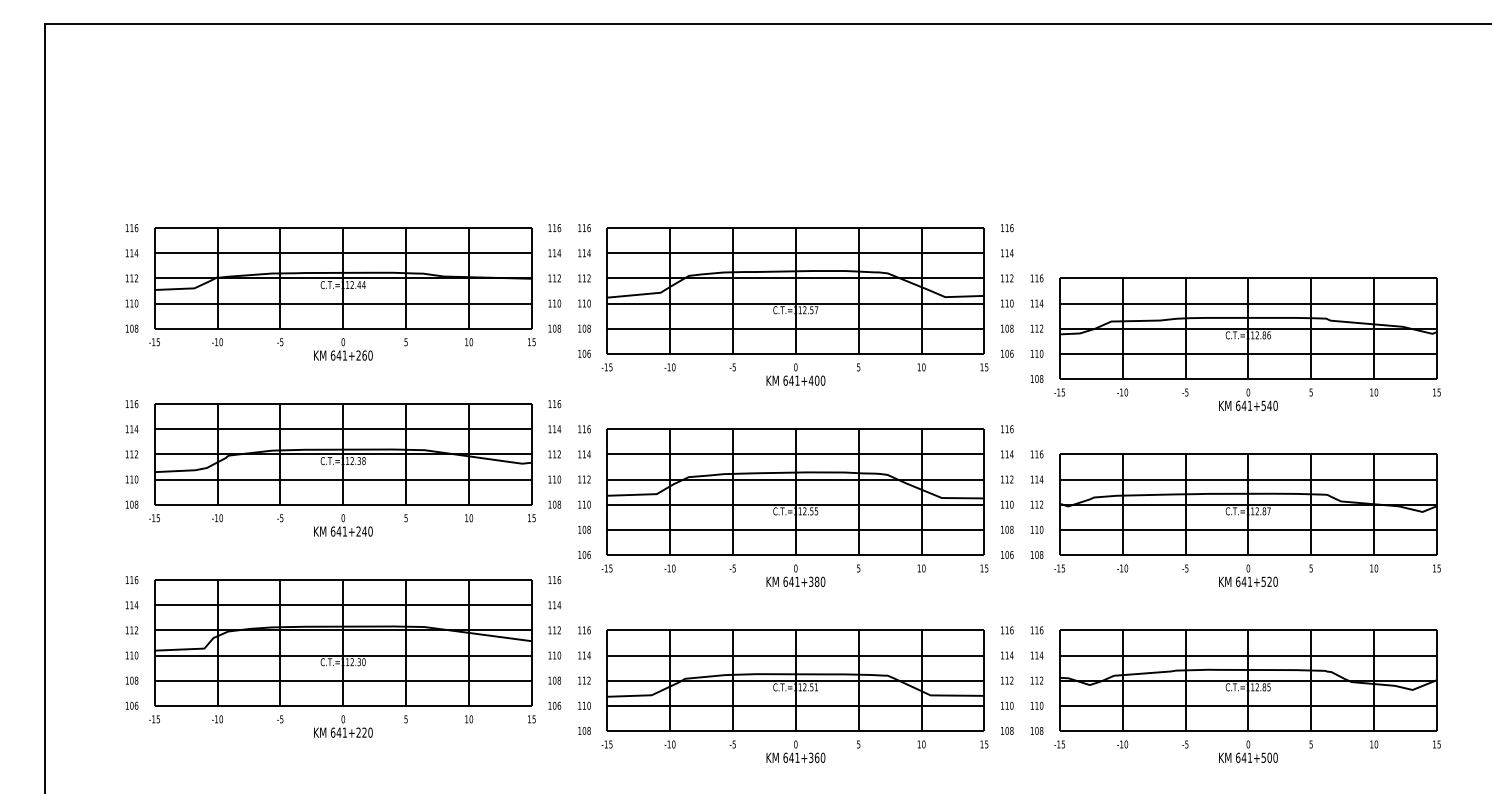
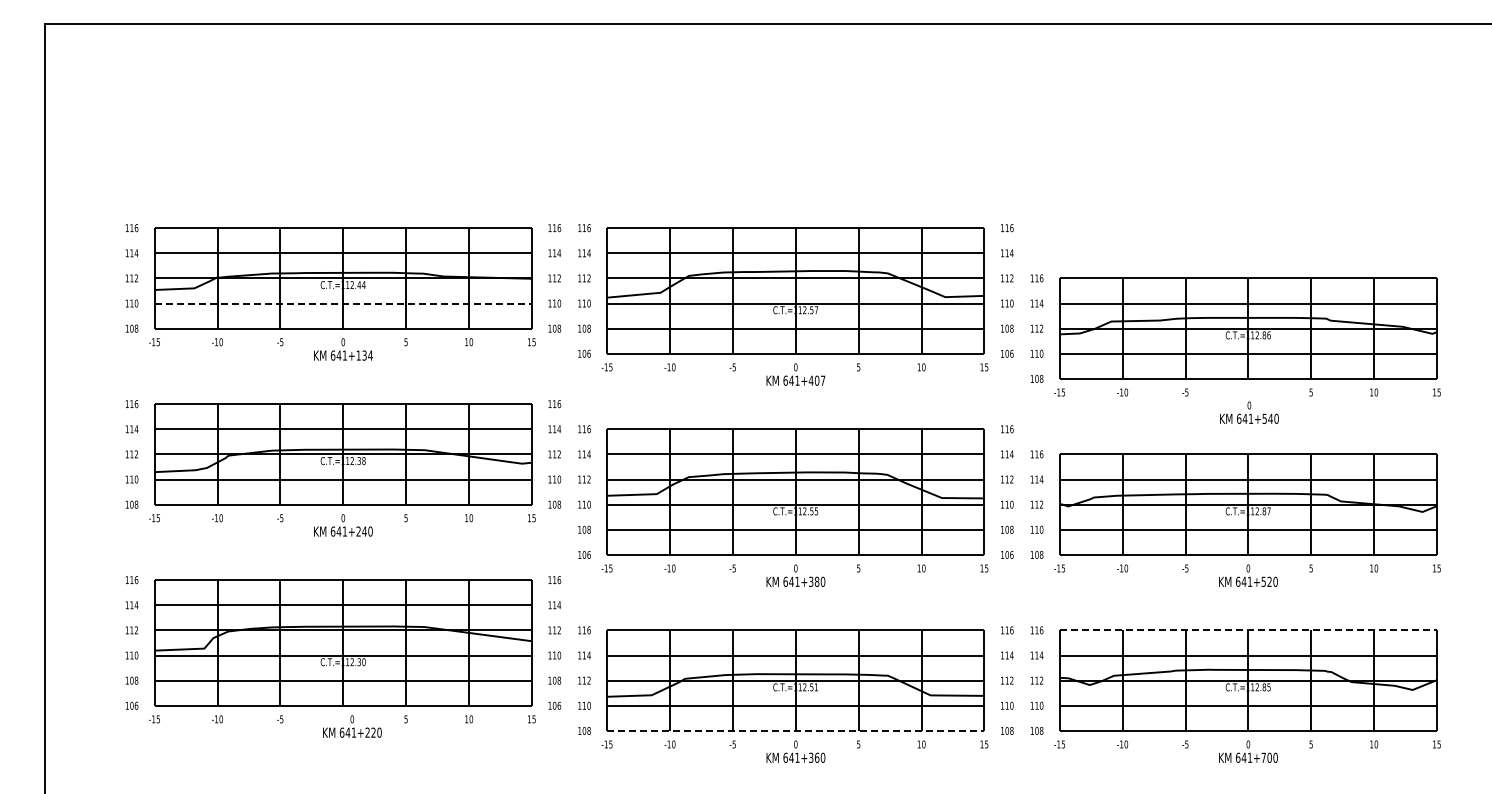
line: solid -> dashed (343, 303)
text: 641+260 -> 641+134 (364, 355)
text: 641+400 -> 641+407 (822, 380)
text position: (1248, 399) -> (1249, 412) (1249, 412)
line: solid -> dashed (1248, 630)
text position: (343, 726) -> (352, 726) (352, 726)
line: solid -> dashed (795, 730)
text: 641+500 -> 641+700 (1263, 757)
